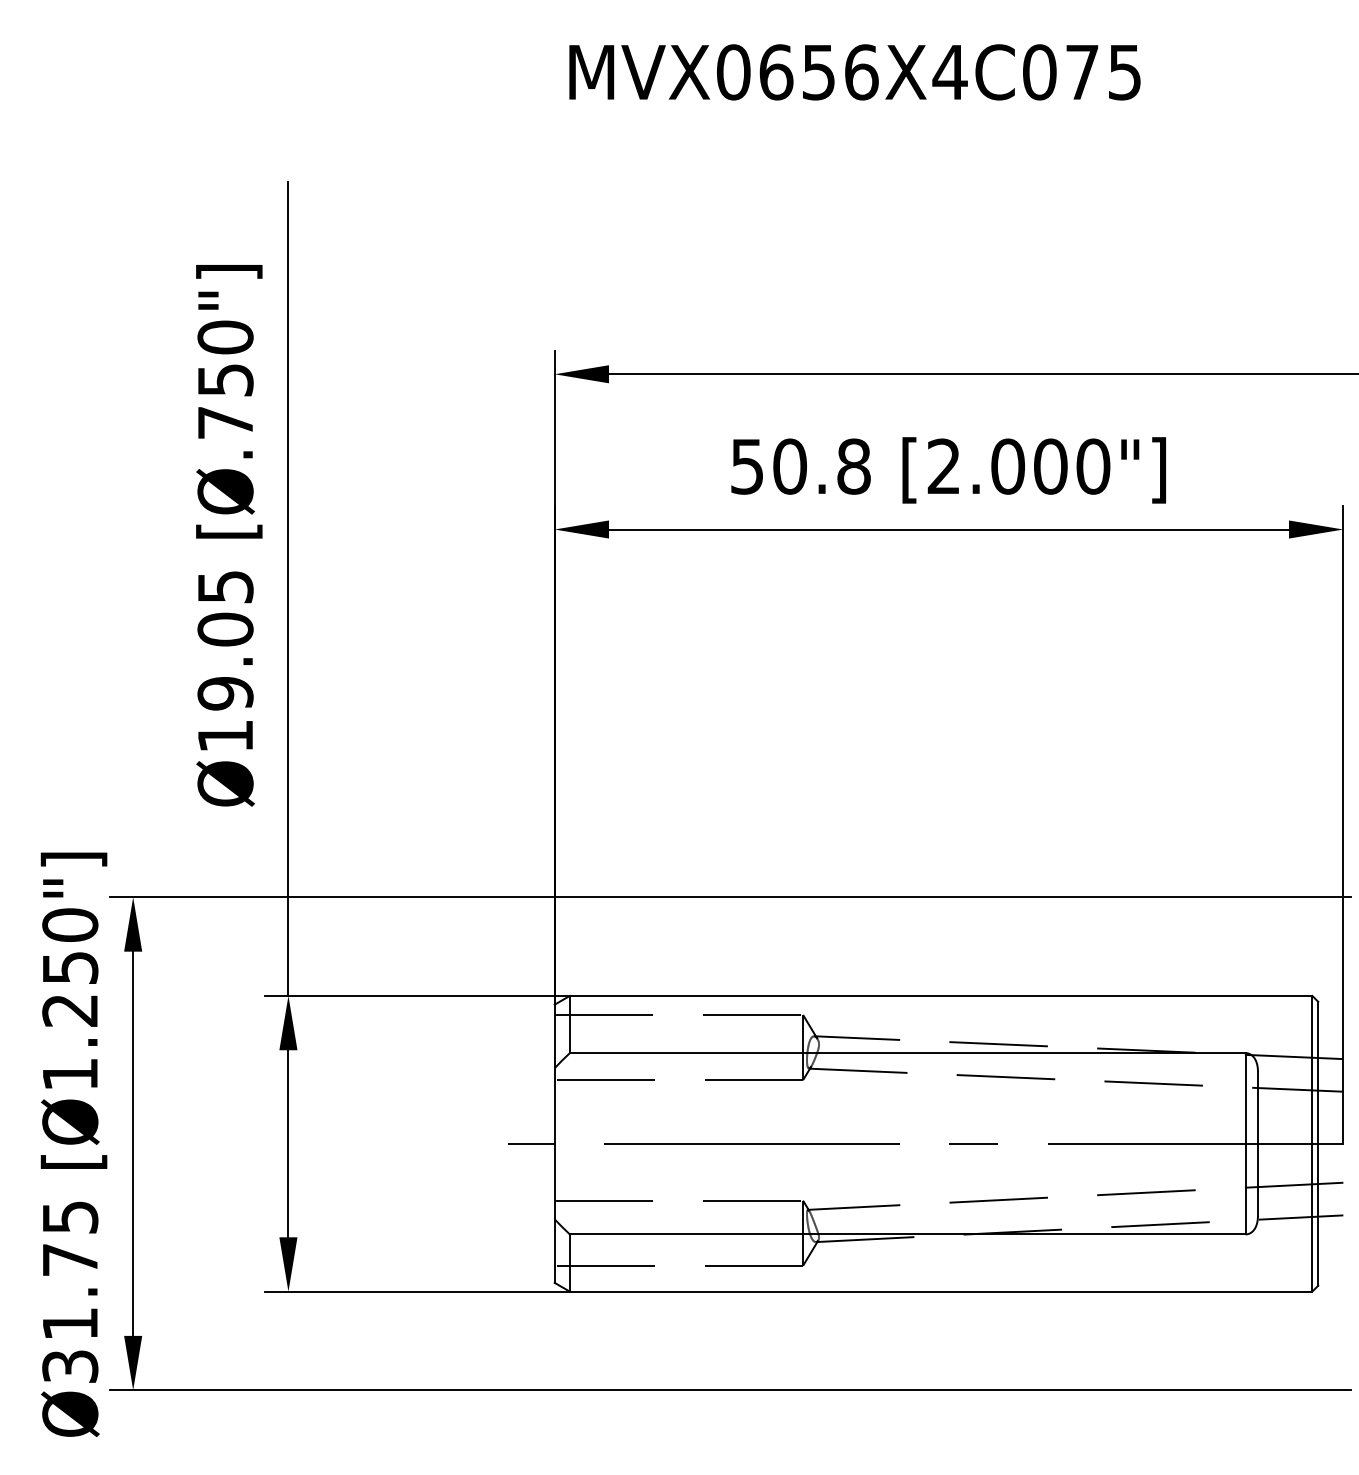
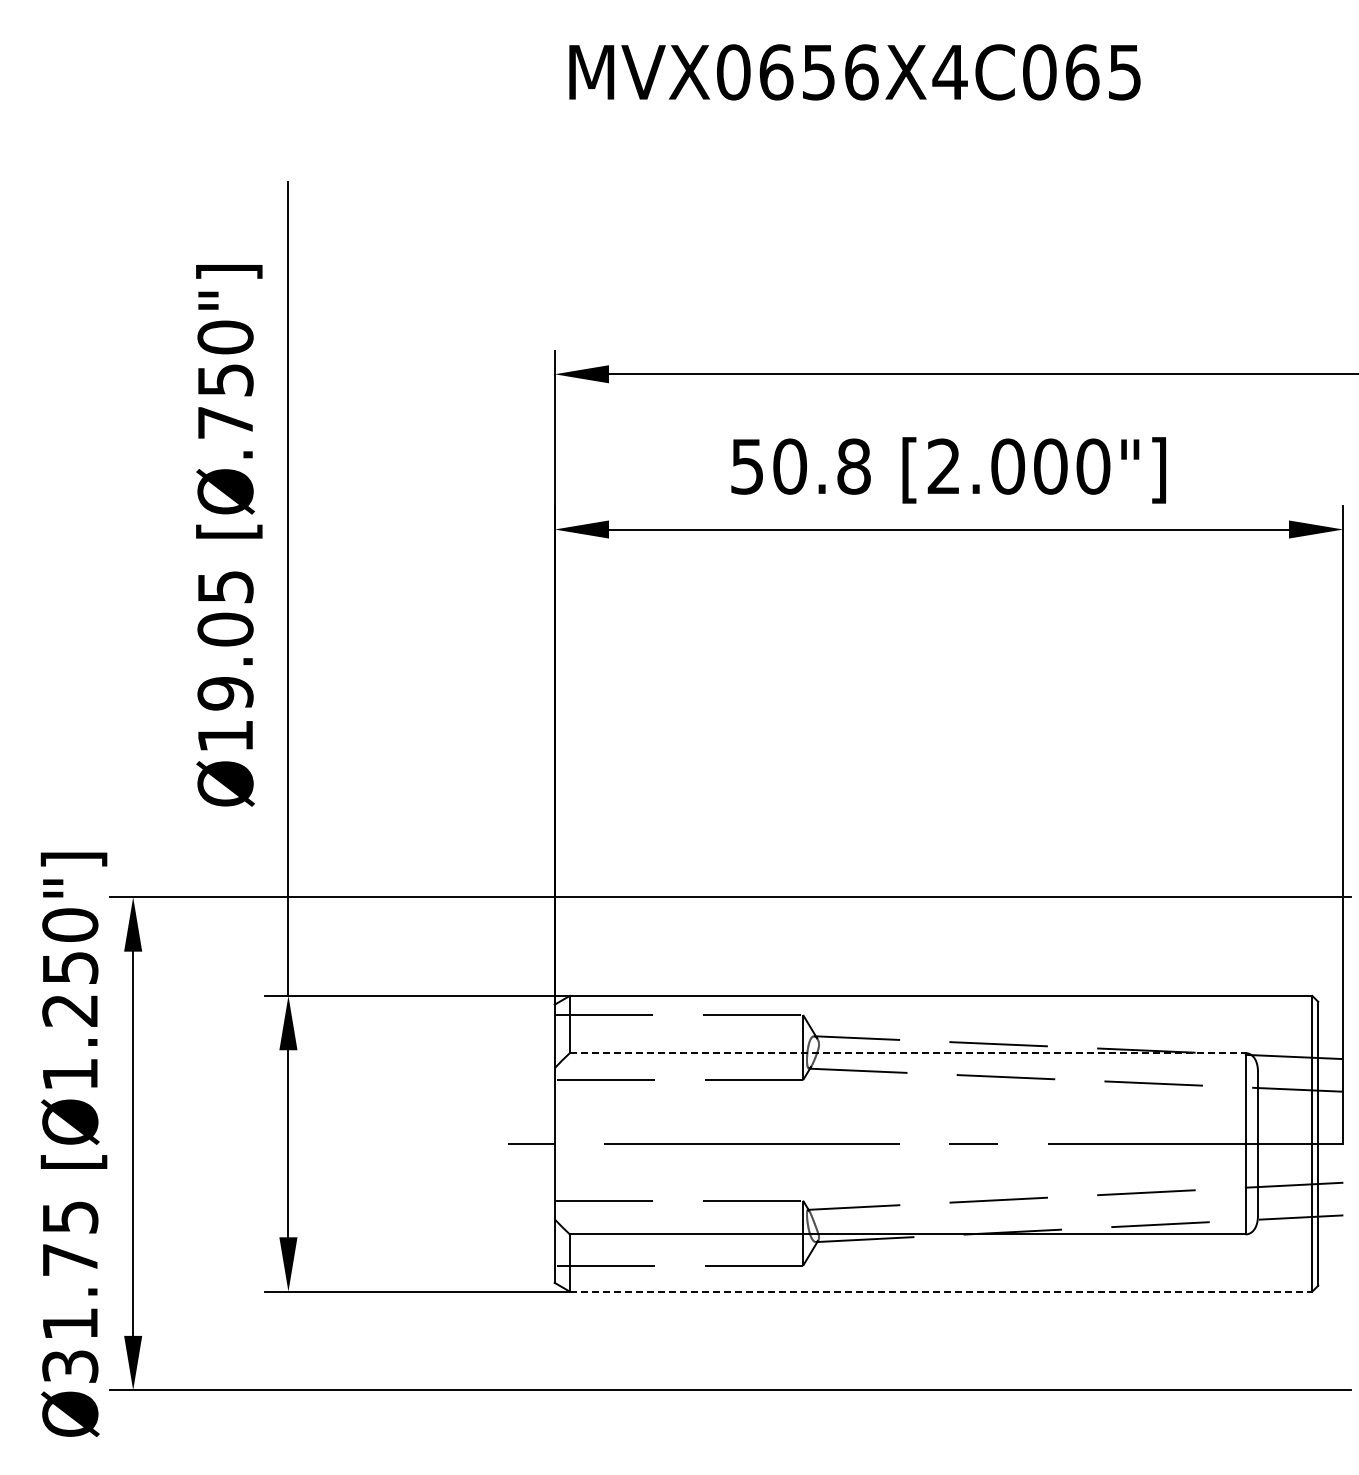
text: MVX0656X4C075 -> MVX0656X4C065 (1082, 72)
line: solid -> dashed (907, 1053)
line: solid -> dashed (941, 1291)
